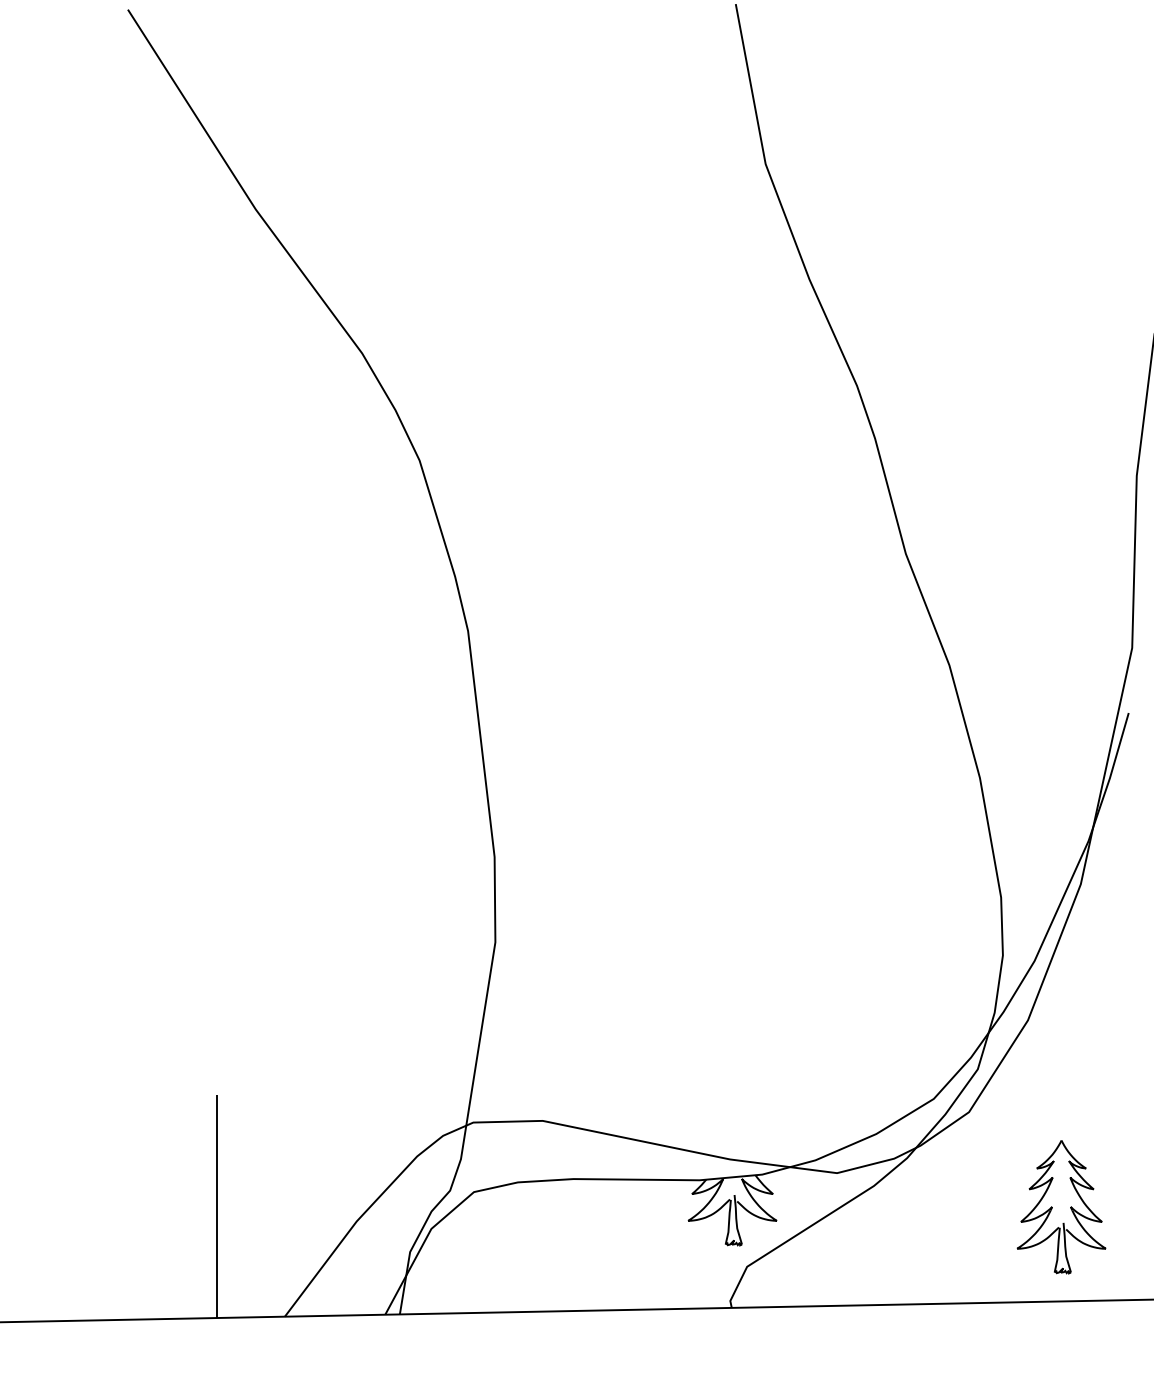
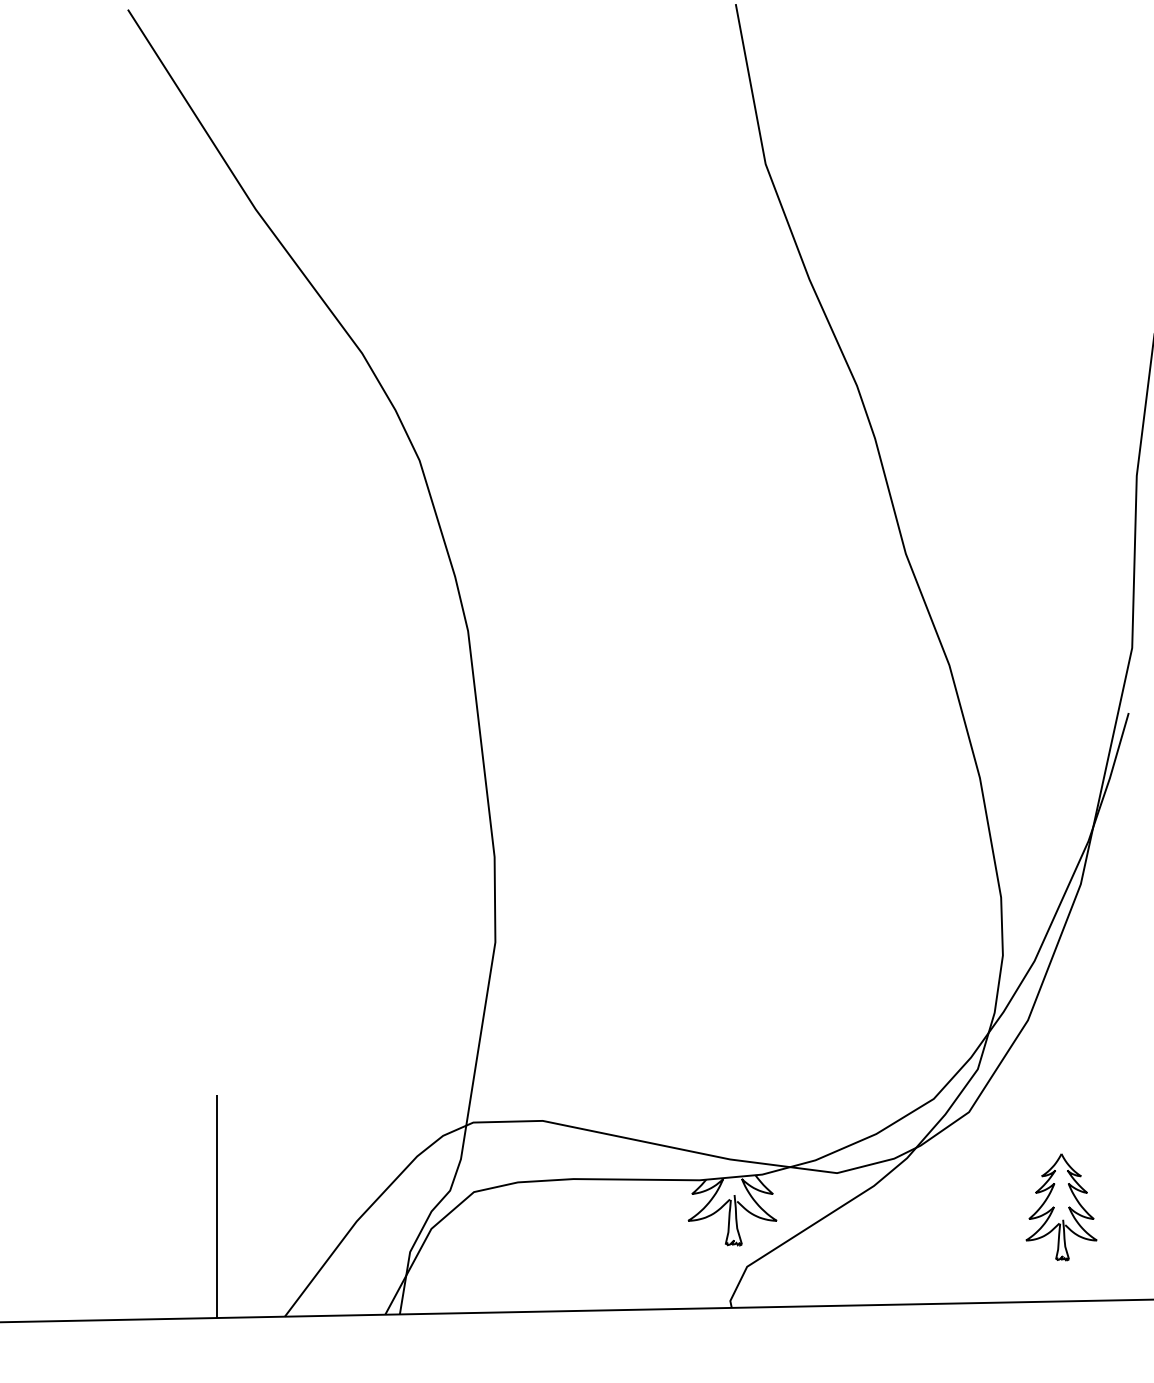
part size: 91x135 px -> 73x109 px (1061, 1207)
